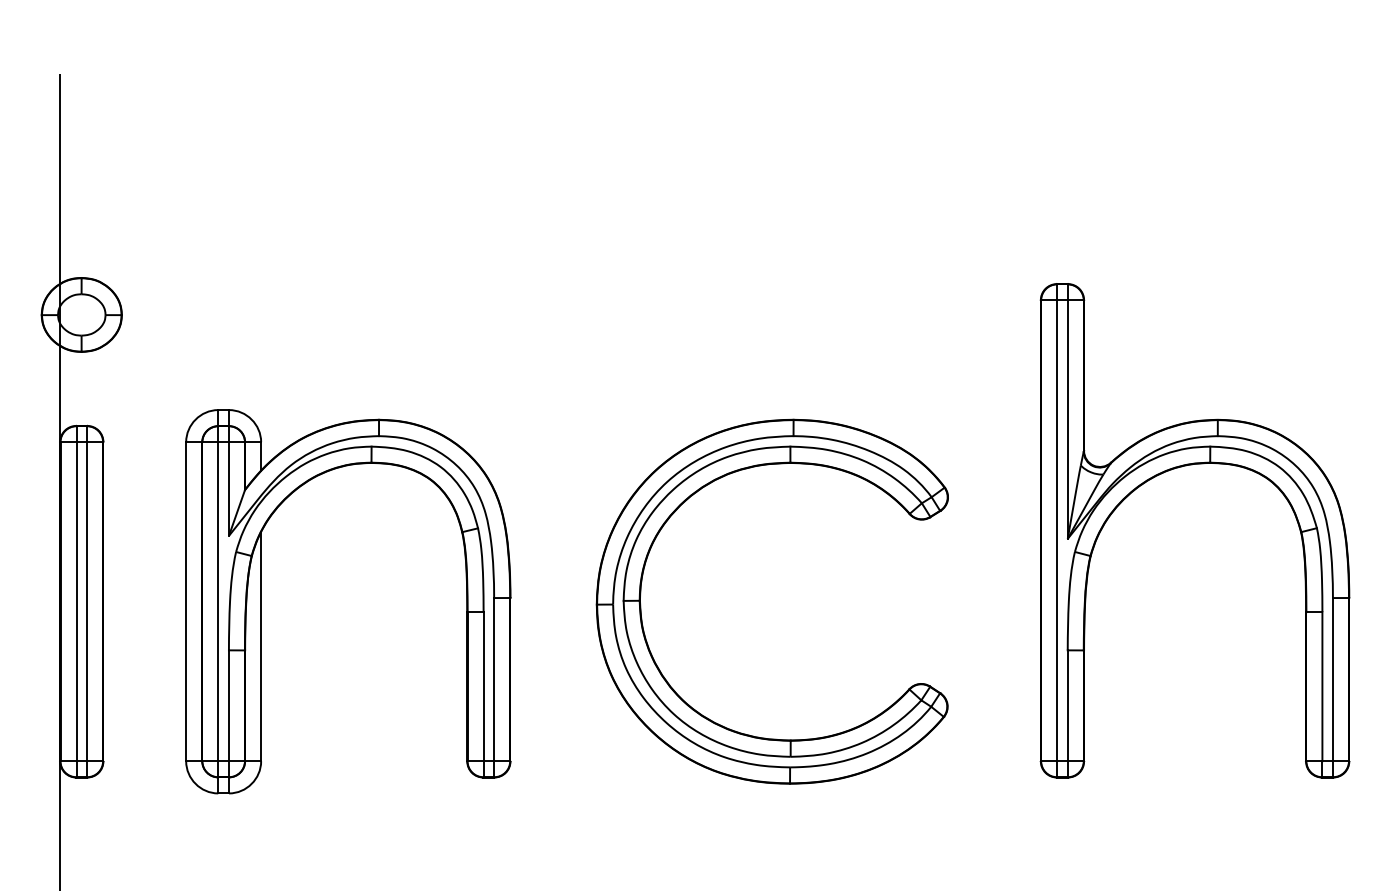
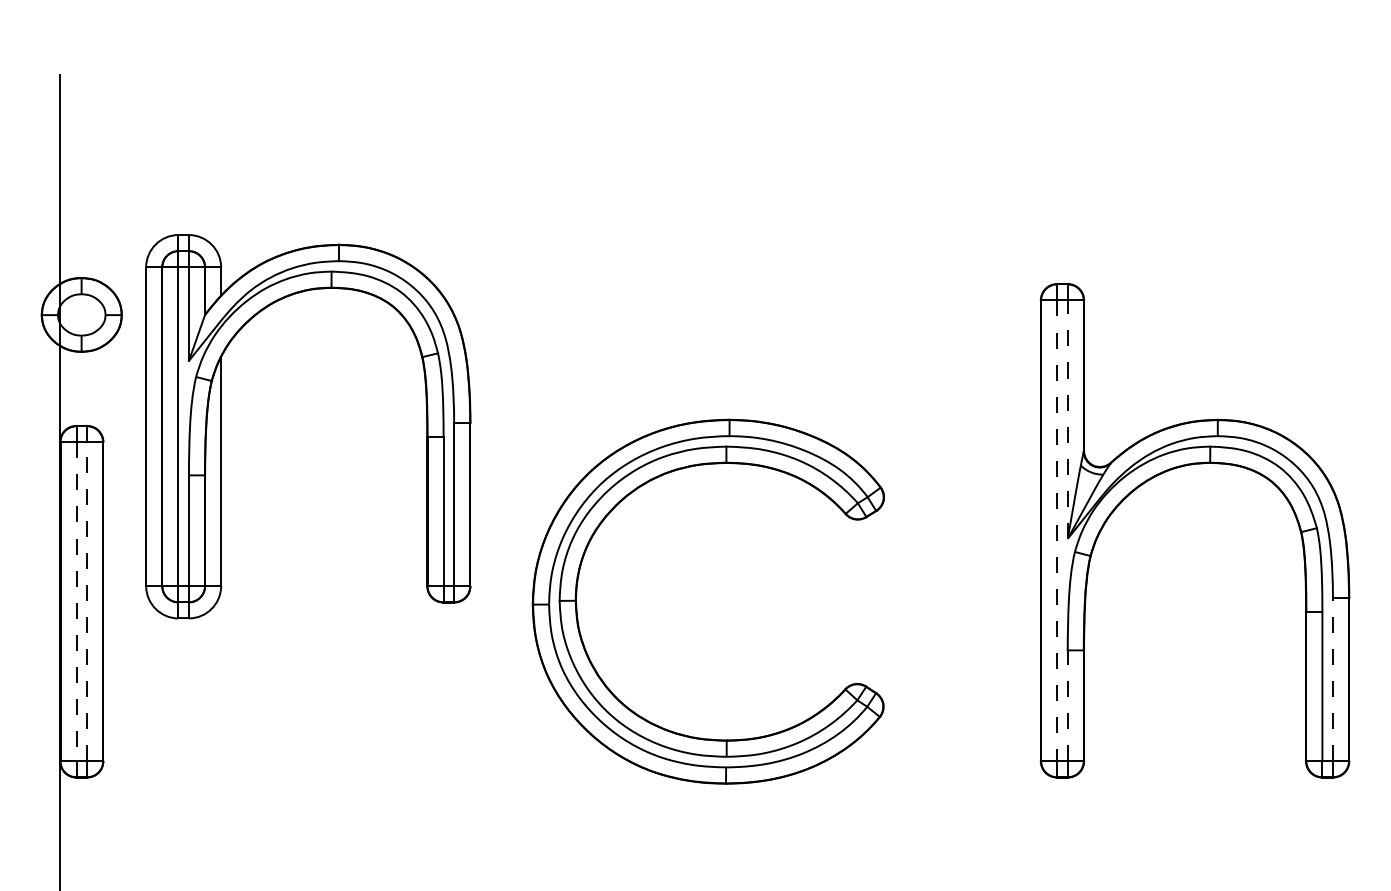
line: solid -> dashed (1067, 419)
line: solid -> dashed (1057, 531)
line: solid -> dashed (87, 601)
part position: (261, 601) -> (221, 426) (221, 426)
line: solid -> dashed (76, 602)
part position: (641, 605) -> (577, 605) (577, 605)
line: solid -> dashed (1332, 679)
line: solid -> dashed (1067, 705)
